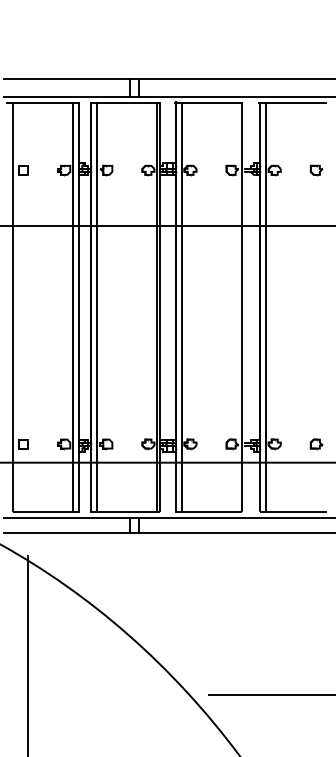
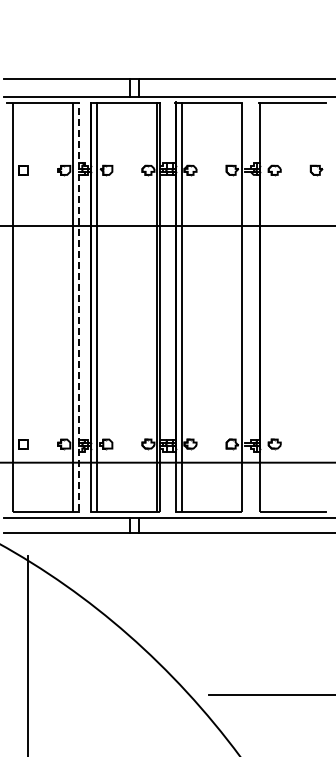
line: present -> none (265, 306)
line: solid -> dashed (79, 307)
part: present -> none (316, 444)
